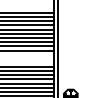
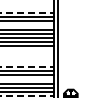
line: solid -> dashed (27, 12)
line: present -> none (28, 25)
line: present -> none (28, 50)
line: solid -> dashed (27, 66)
line: present -> none (28, 79)
line: solid -> dashed (27, 96)
